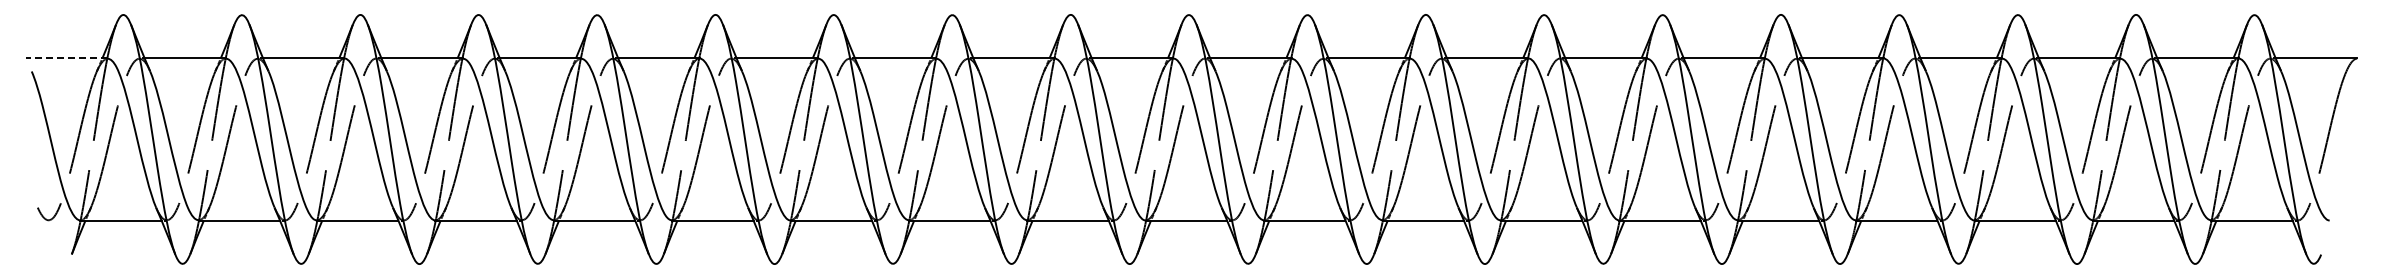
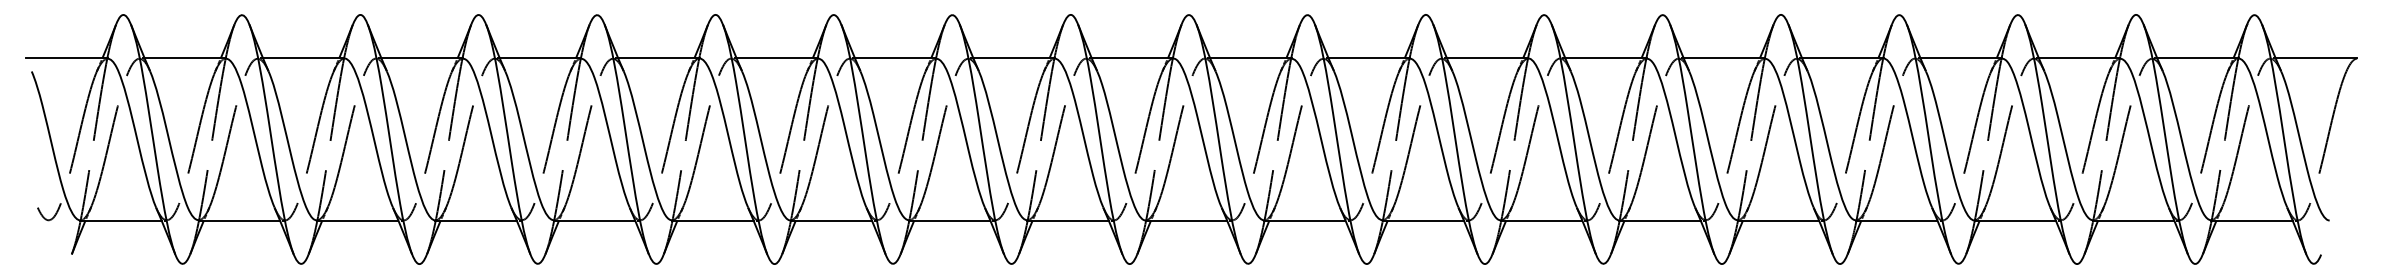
line: dashed -> solid (67, 58)
